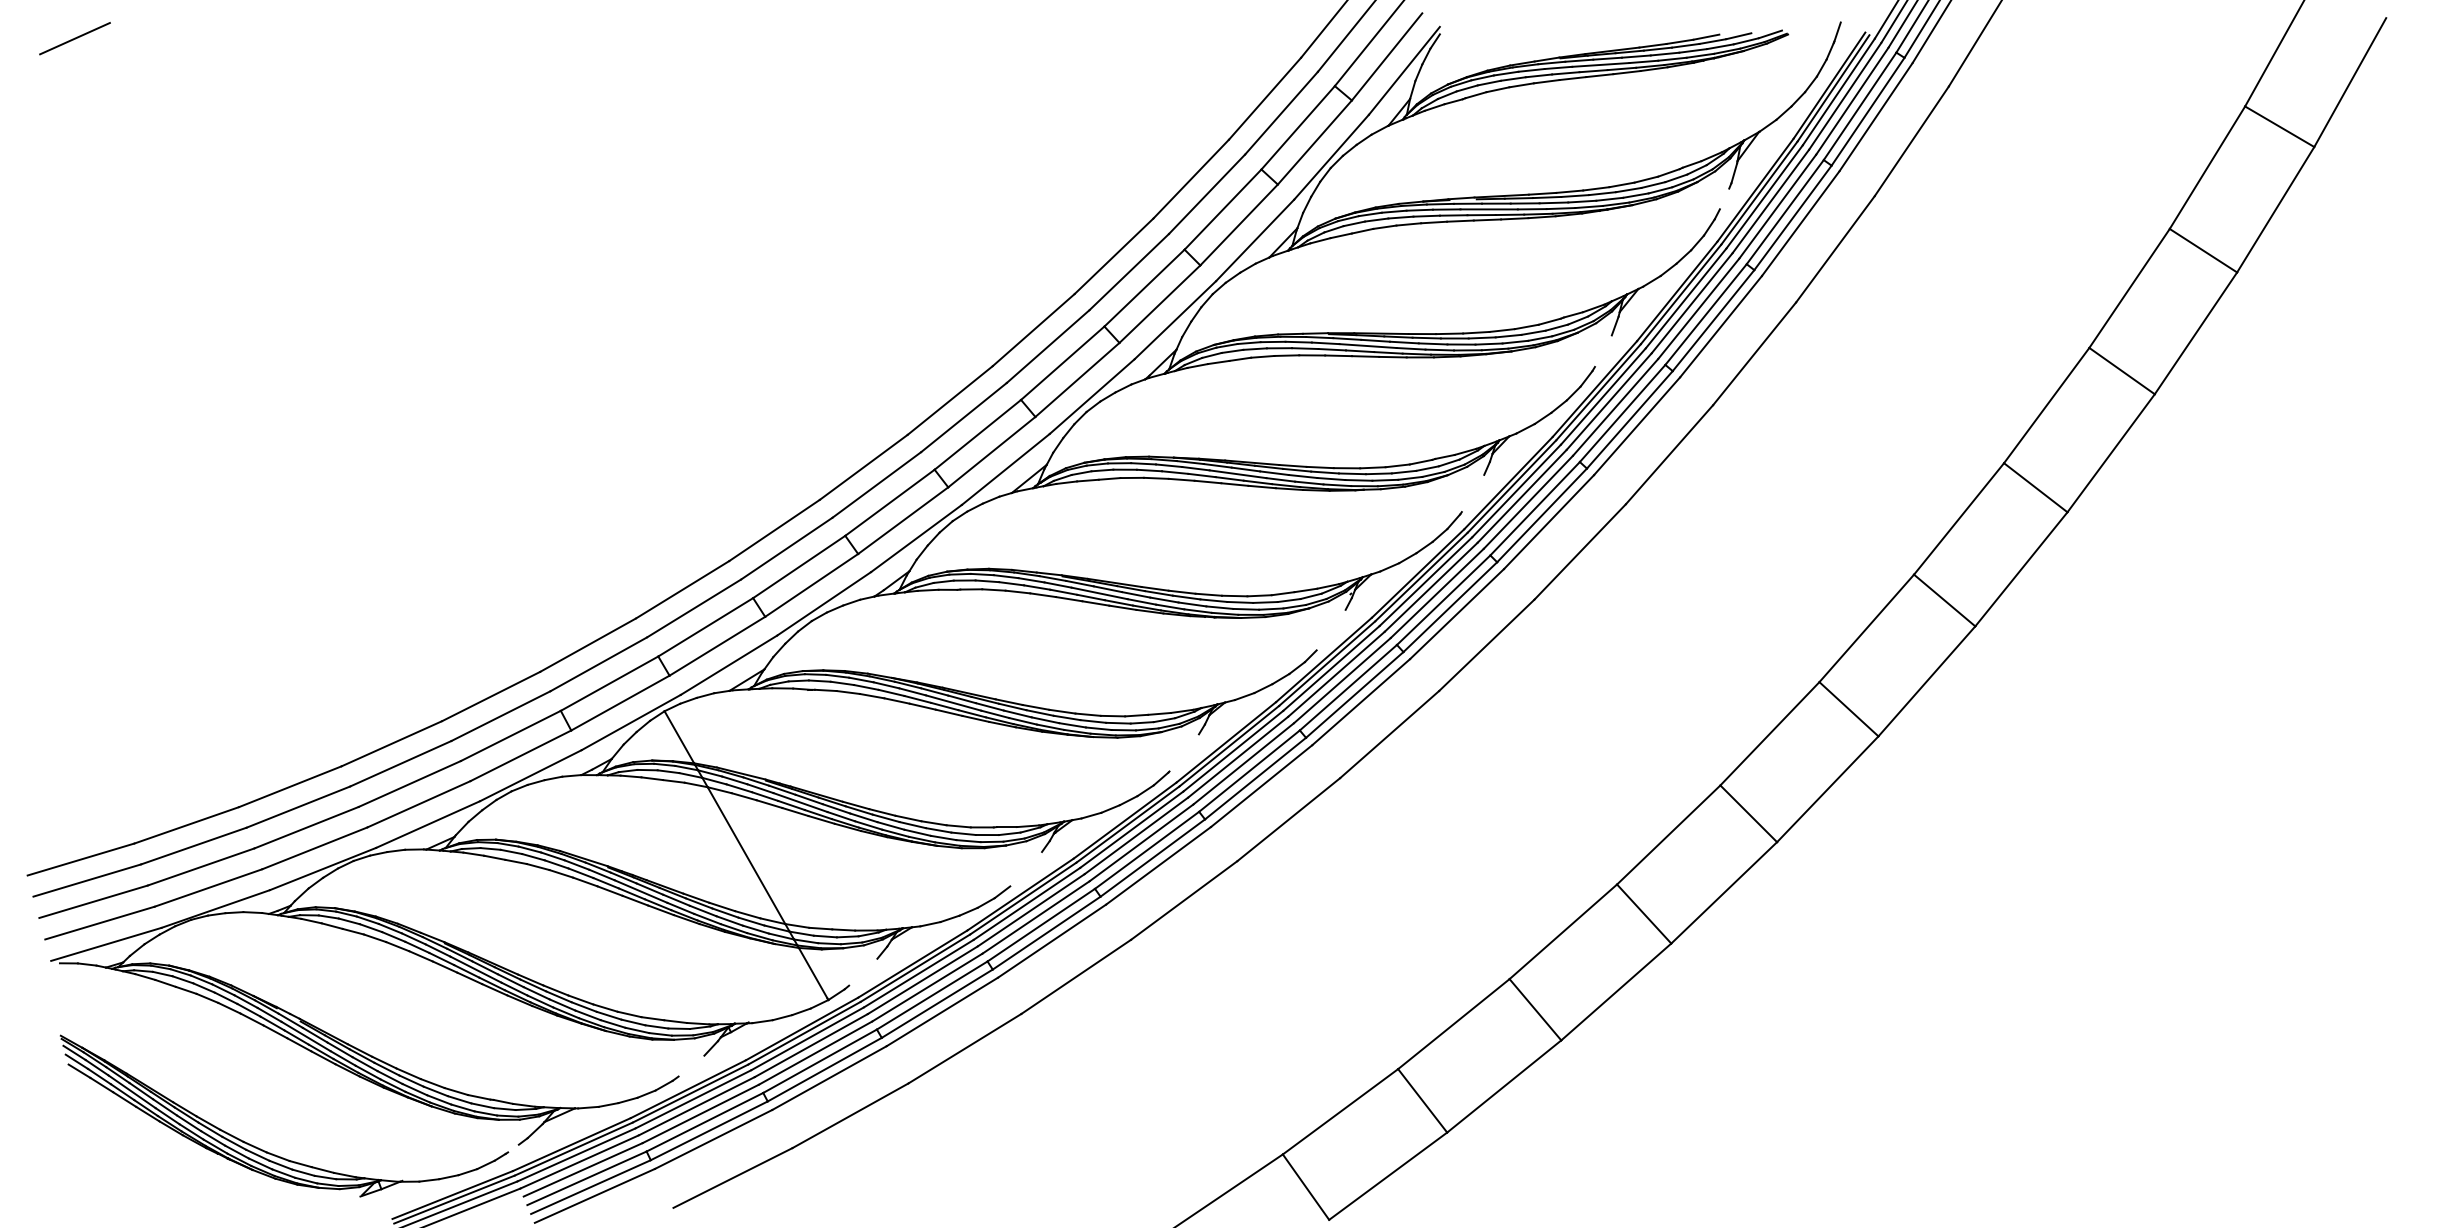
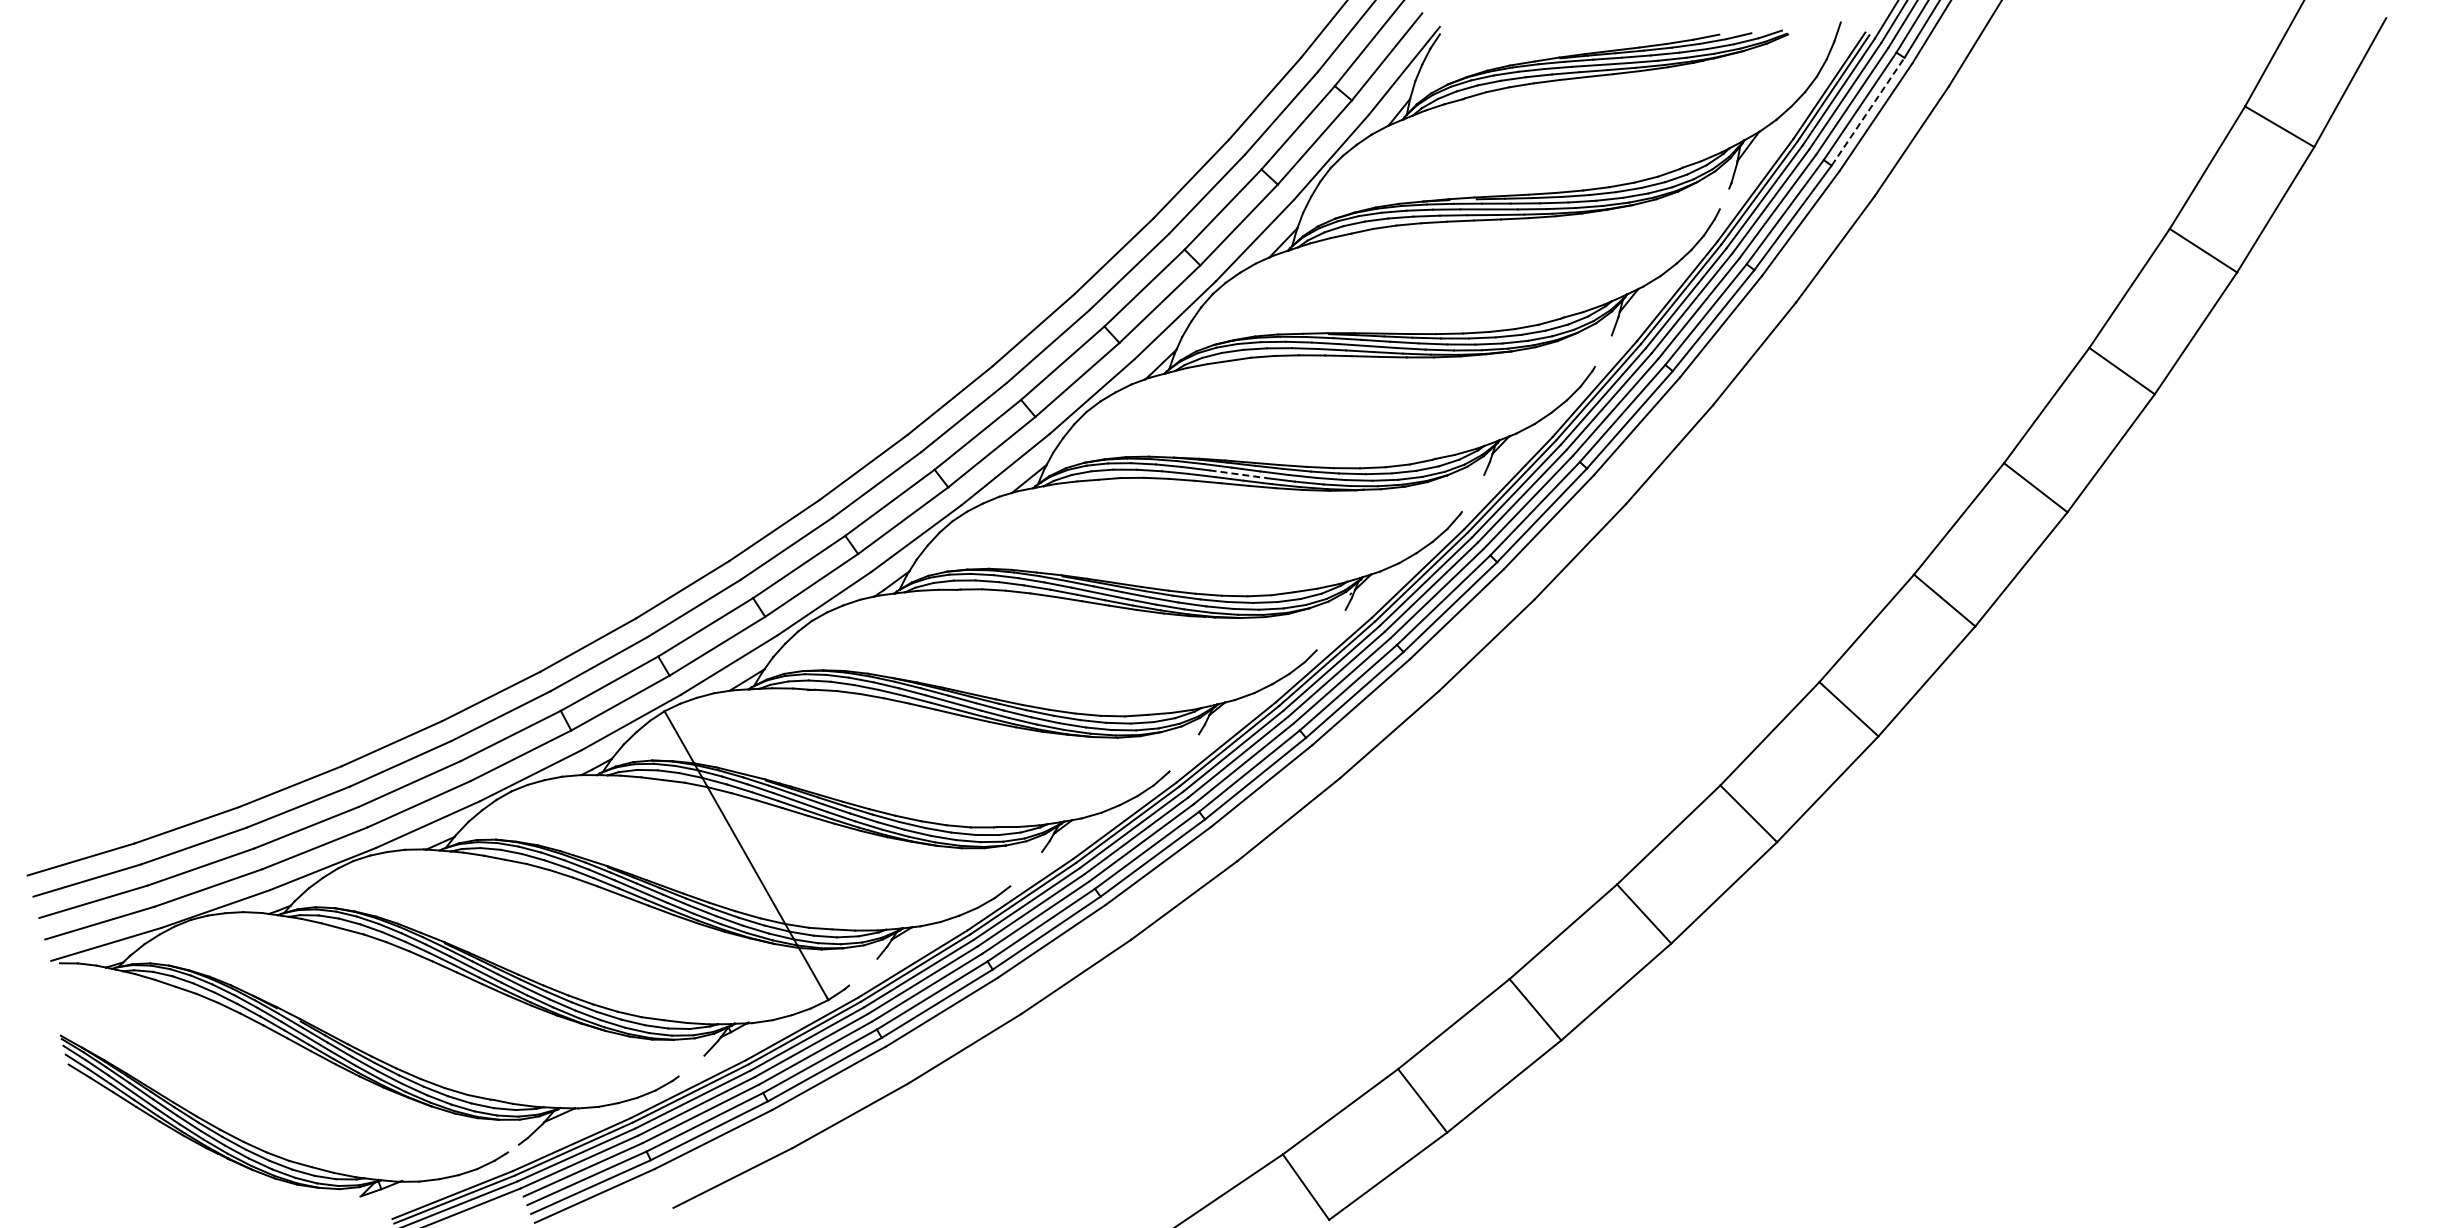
line: present -> none (74, 38)
line: solid -> dashed (1868, 111)
line: solid -> dashed (1238, 474)
